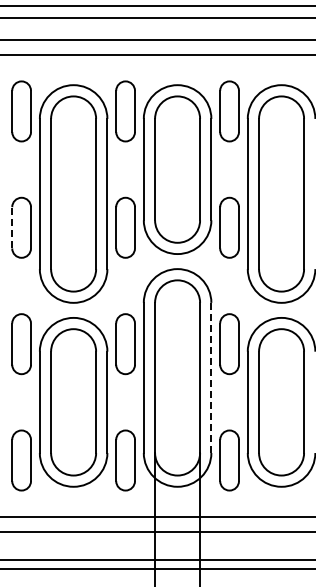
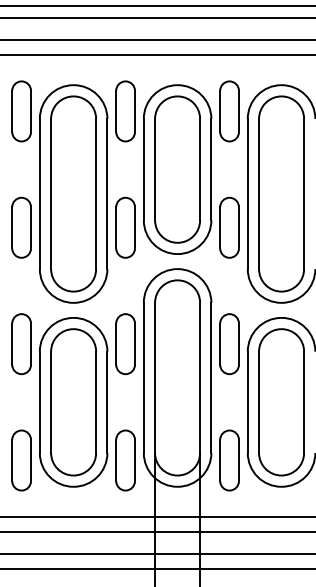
line: dashed -> solid (12, 227)
line: dashed -> solid (211, 377)
line position: (157, 560) -> (157, 554) (157, 554)
